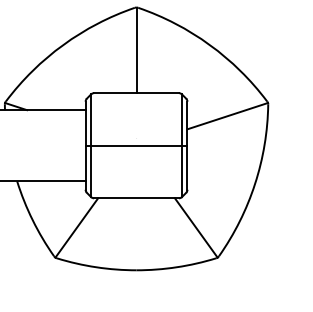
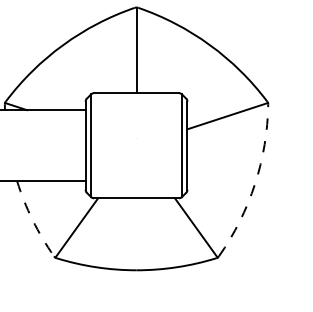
line: present -> none (136, 145)
arc: solid -> dashed (255, 183)
arc: solid -> dashed (32, 220)
